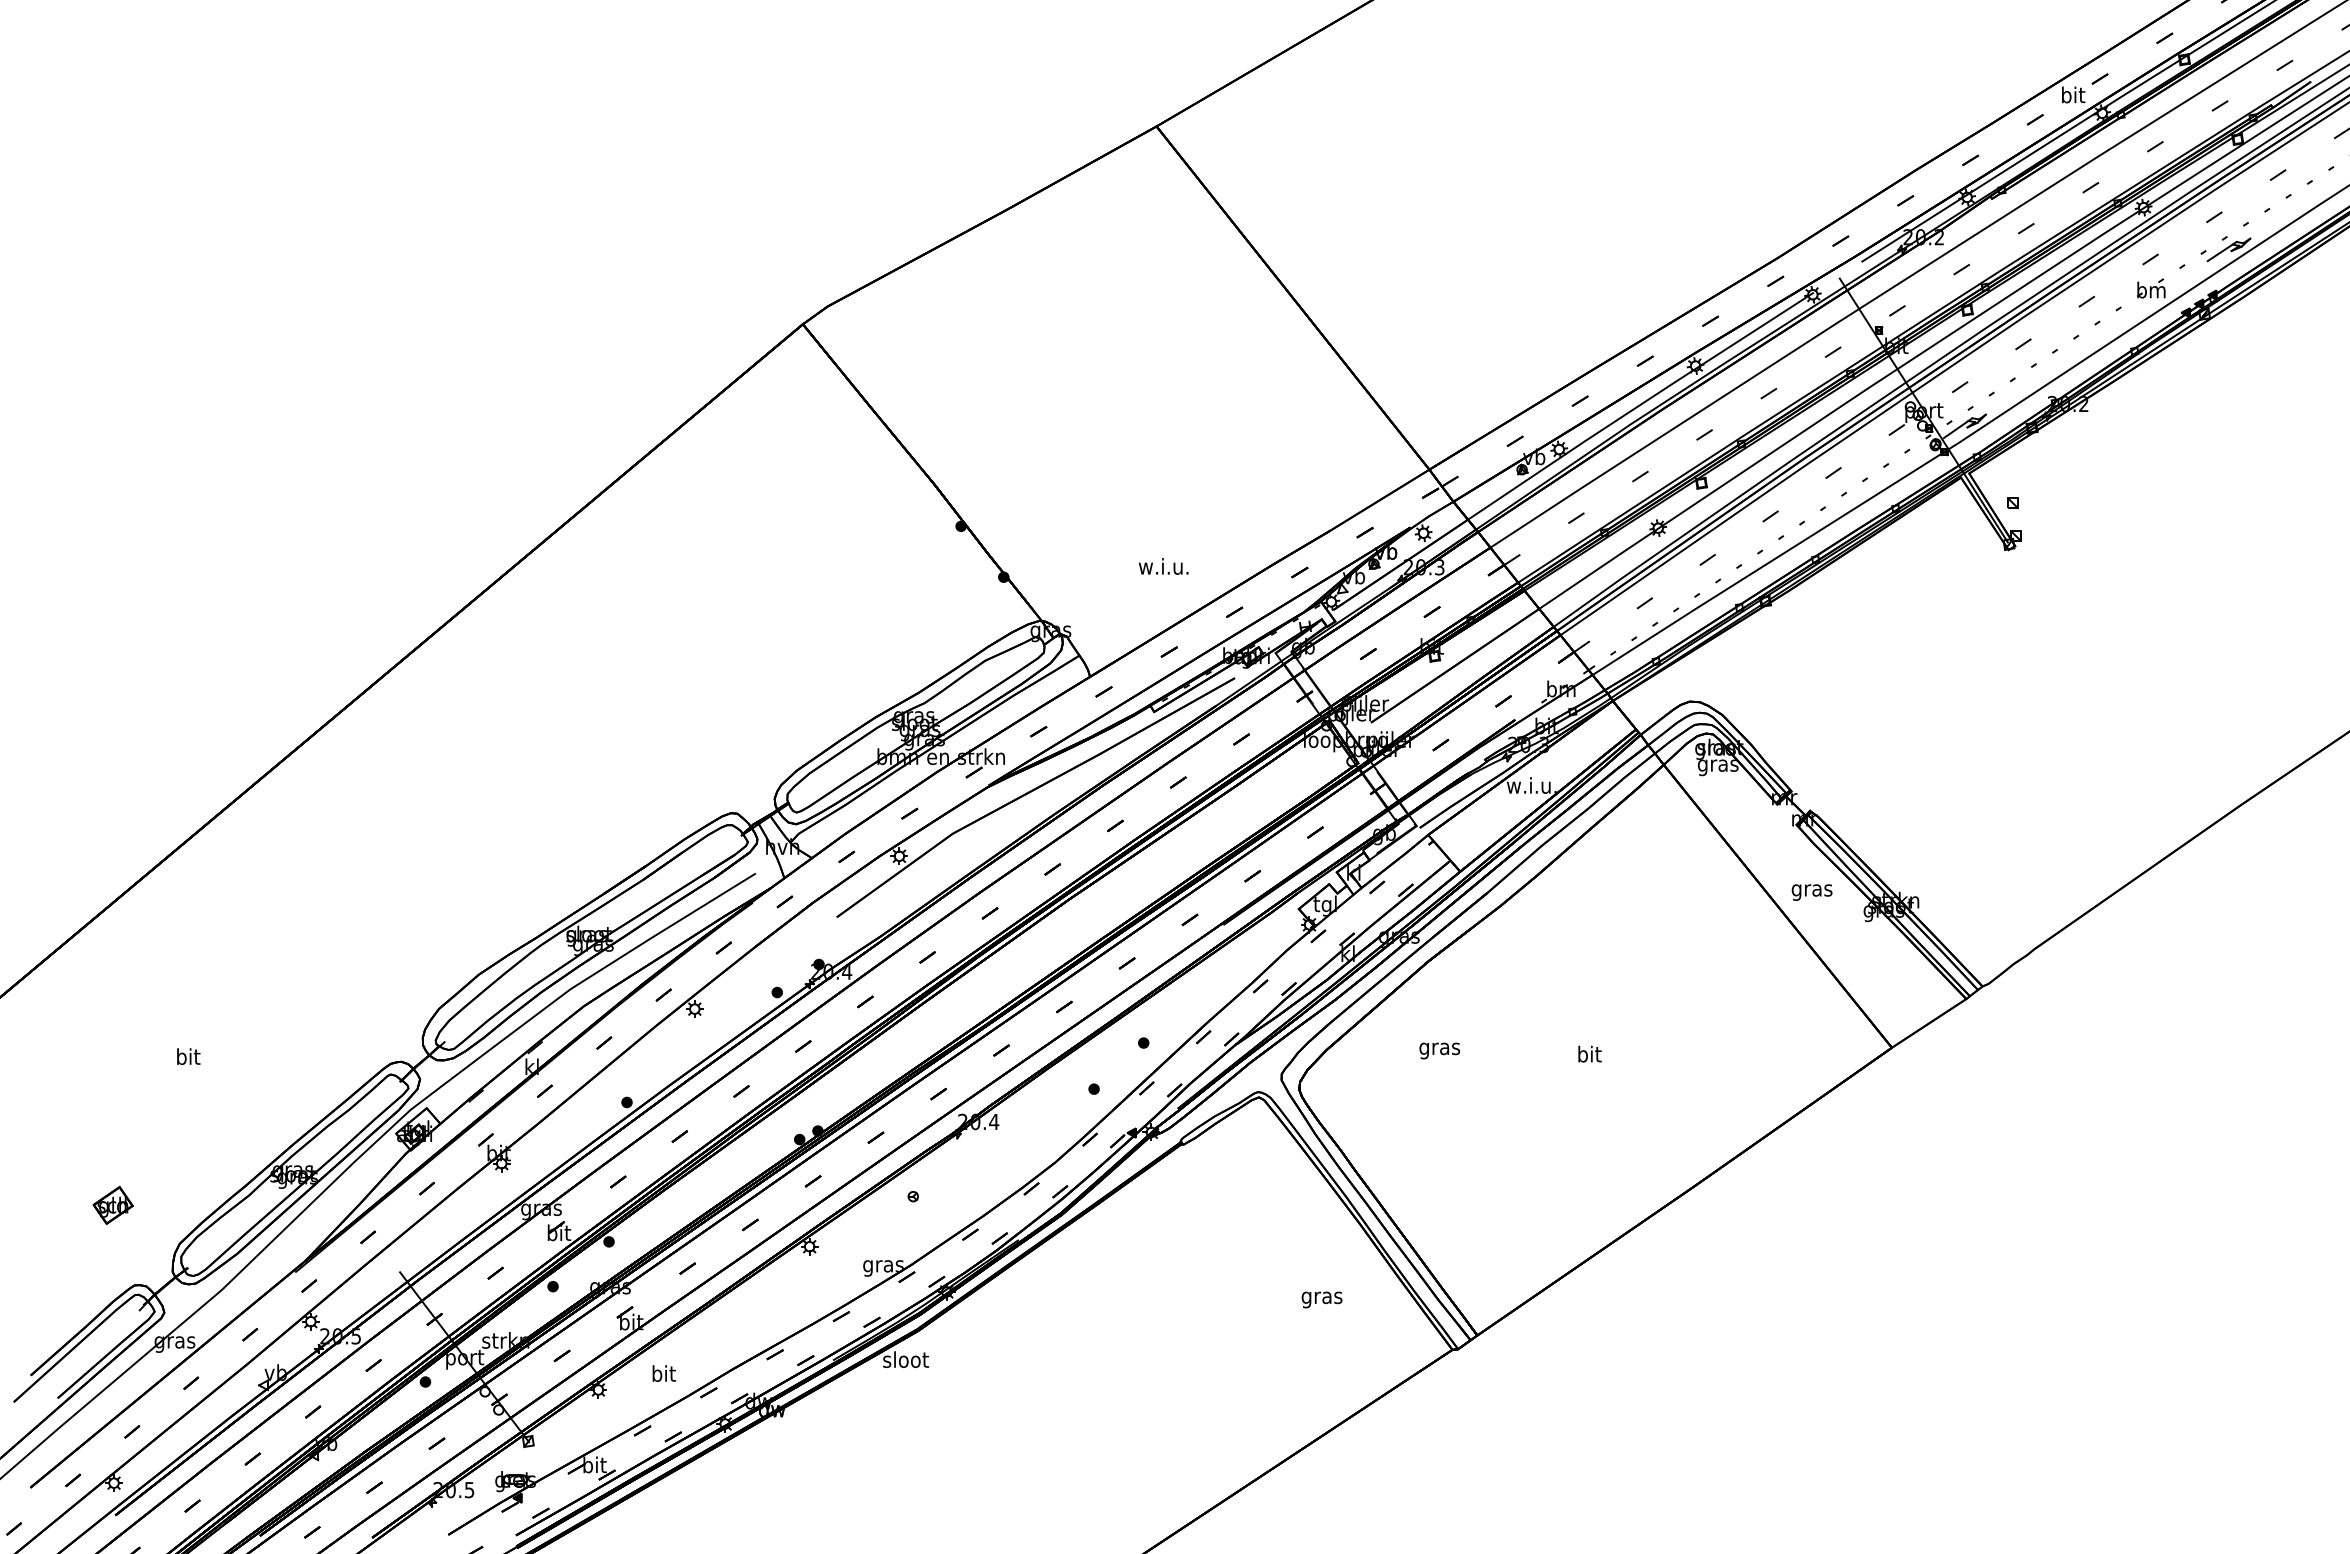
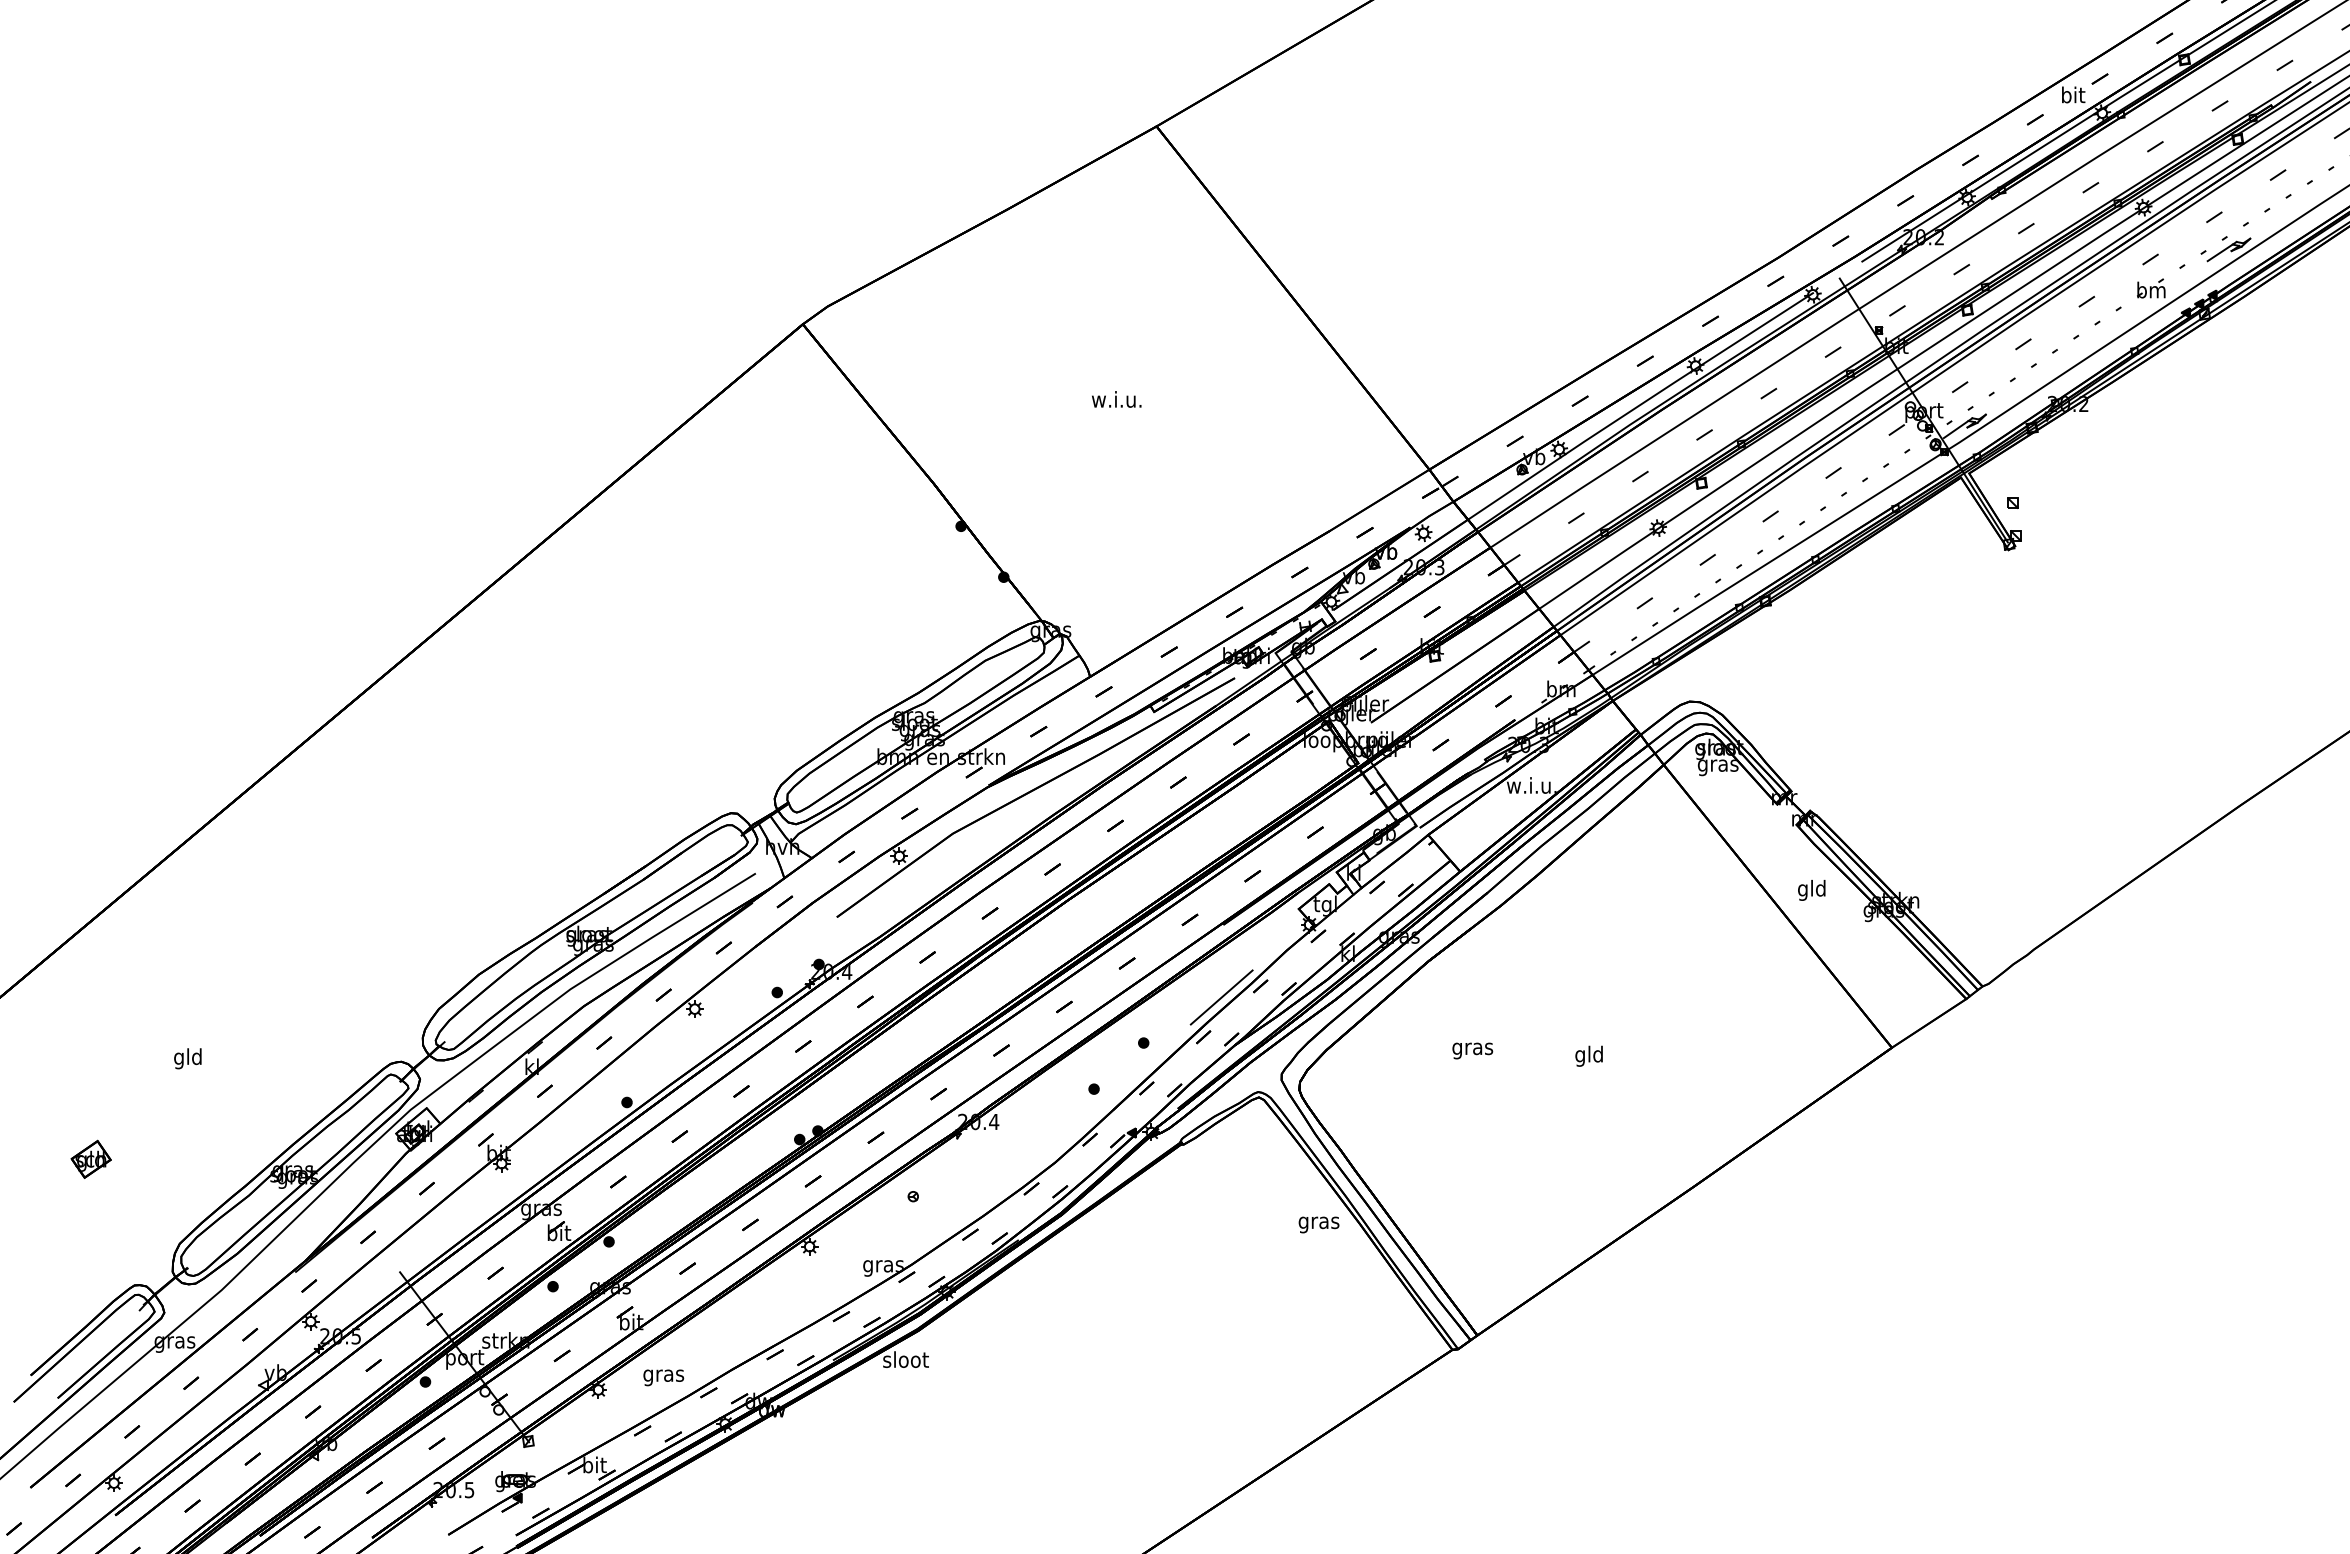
text position: (1163, 566) -> (1116, 399) (1116, 399)
text: gras -> gld (1811, 889)
line: none -> present (1221, 997)
text position: (1439, 1050) -> (1472, 1050) (1472, 1050)
text: bit -> gld (1588, 1055)
text: bit -> gld (187, 1058)
part position: (112, 1204) -> (90, 1158) (90, 1158)
text position: (1321, 1299) -> (1318, 1224) (1318, 1224)
text: bit -> gras (663, 1375)
